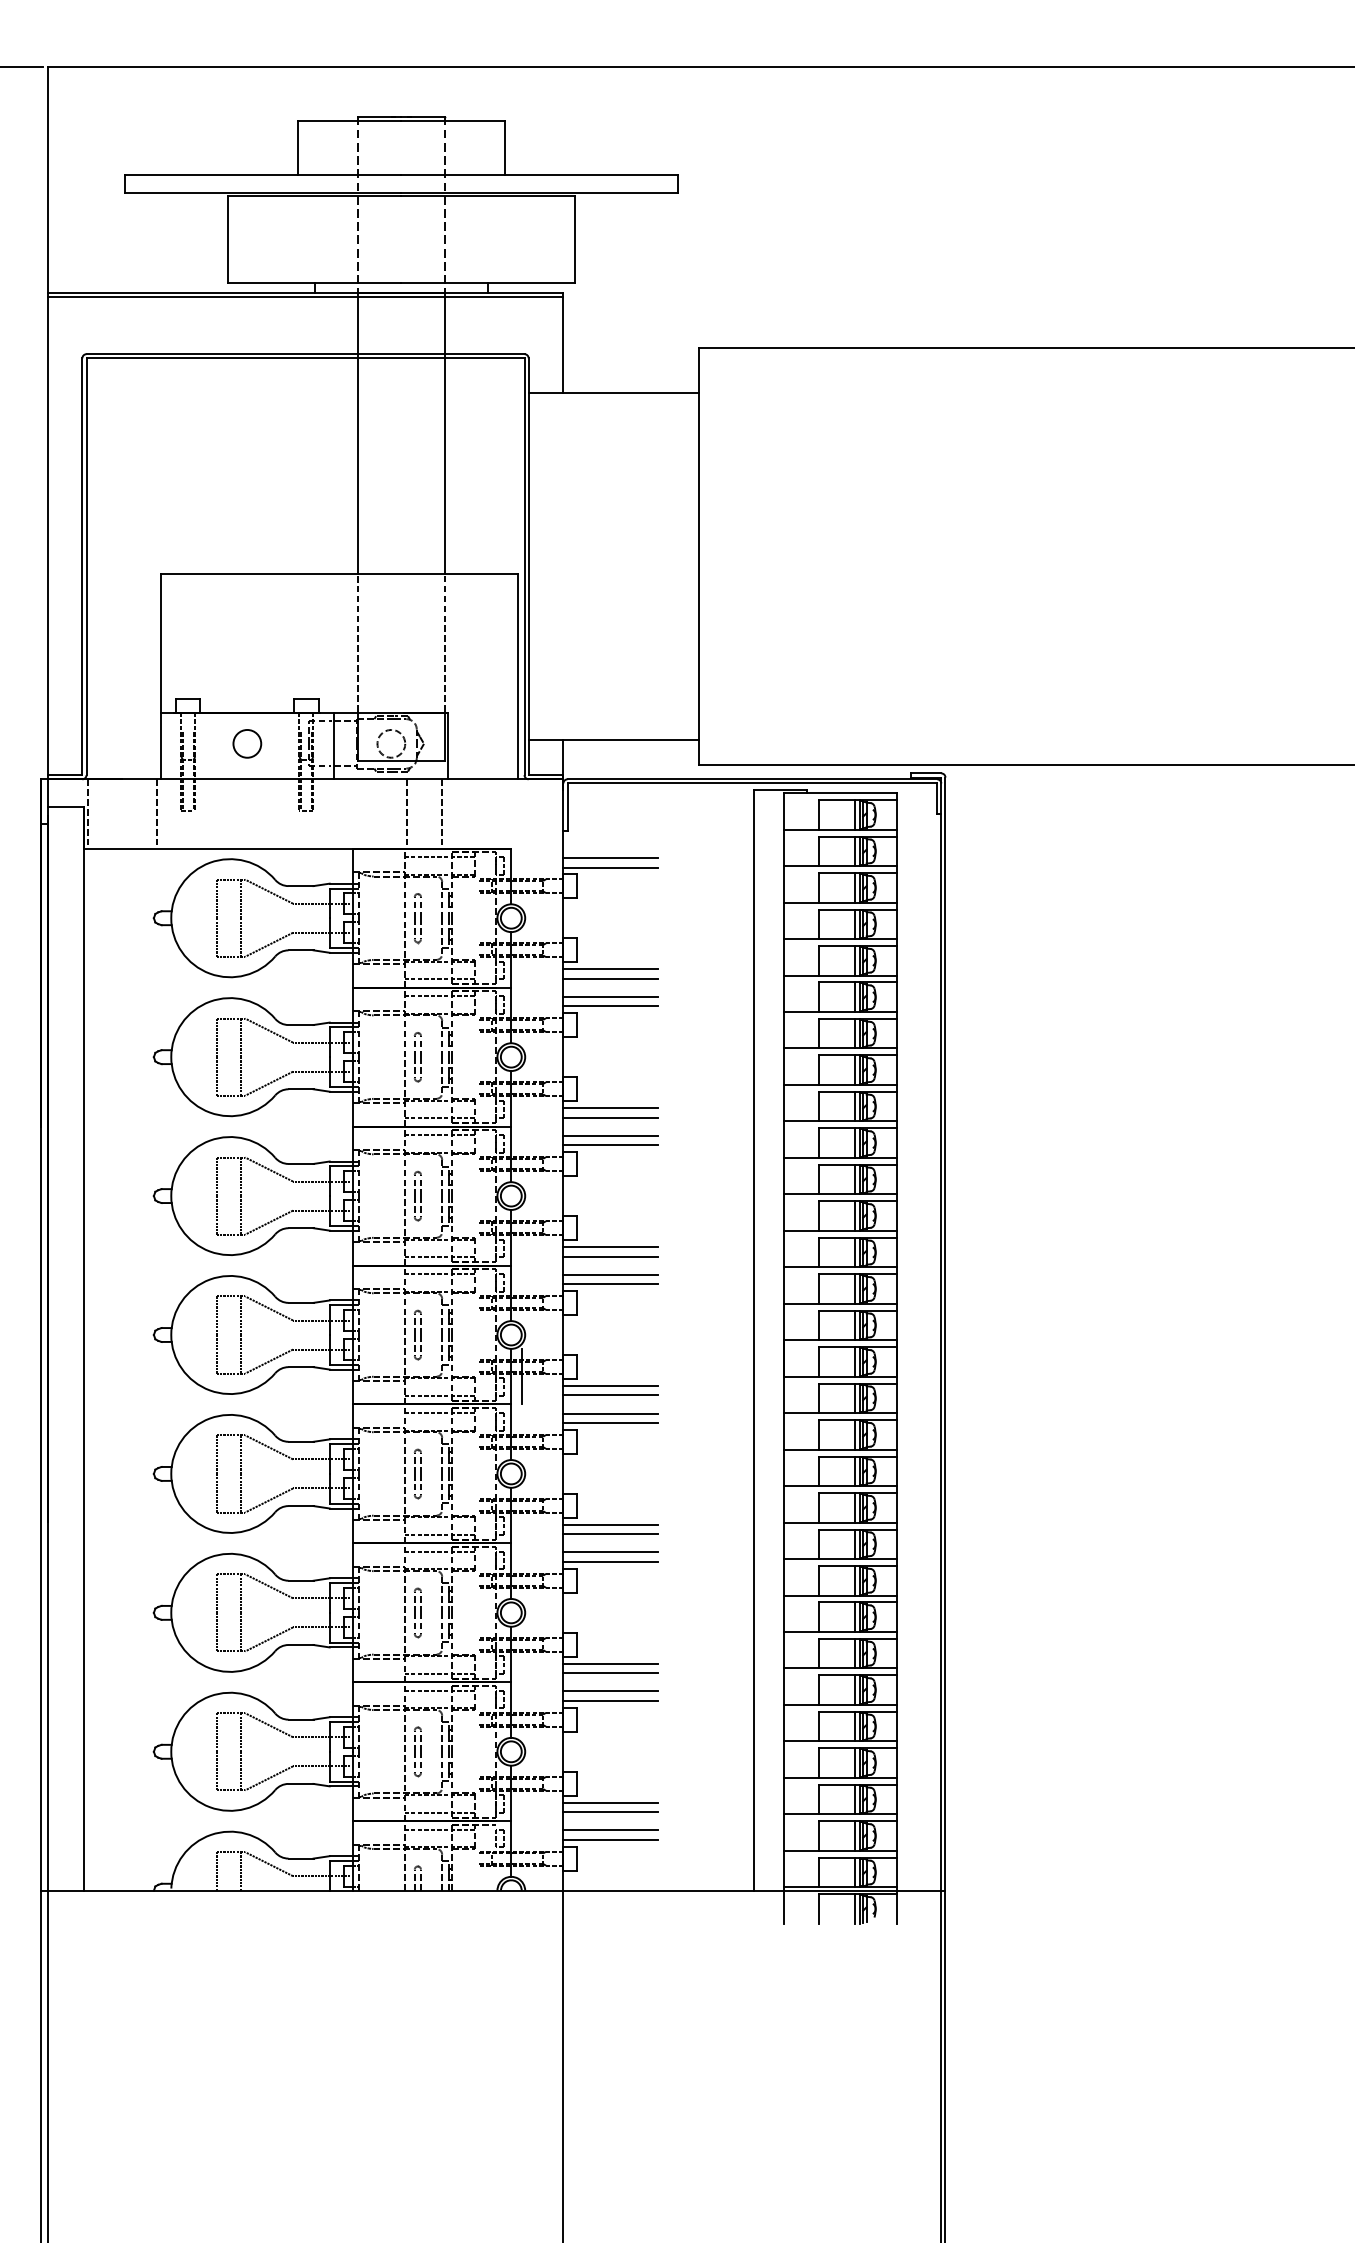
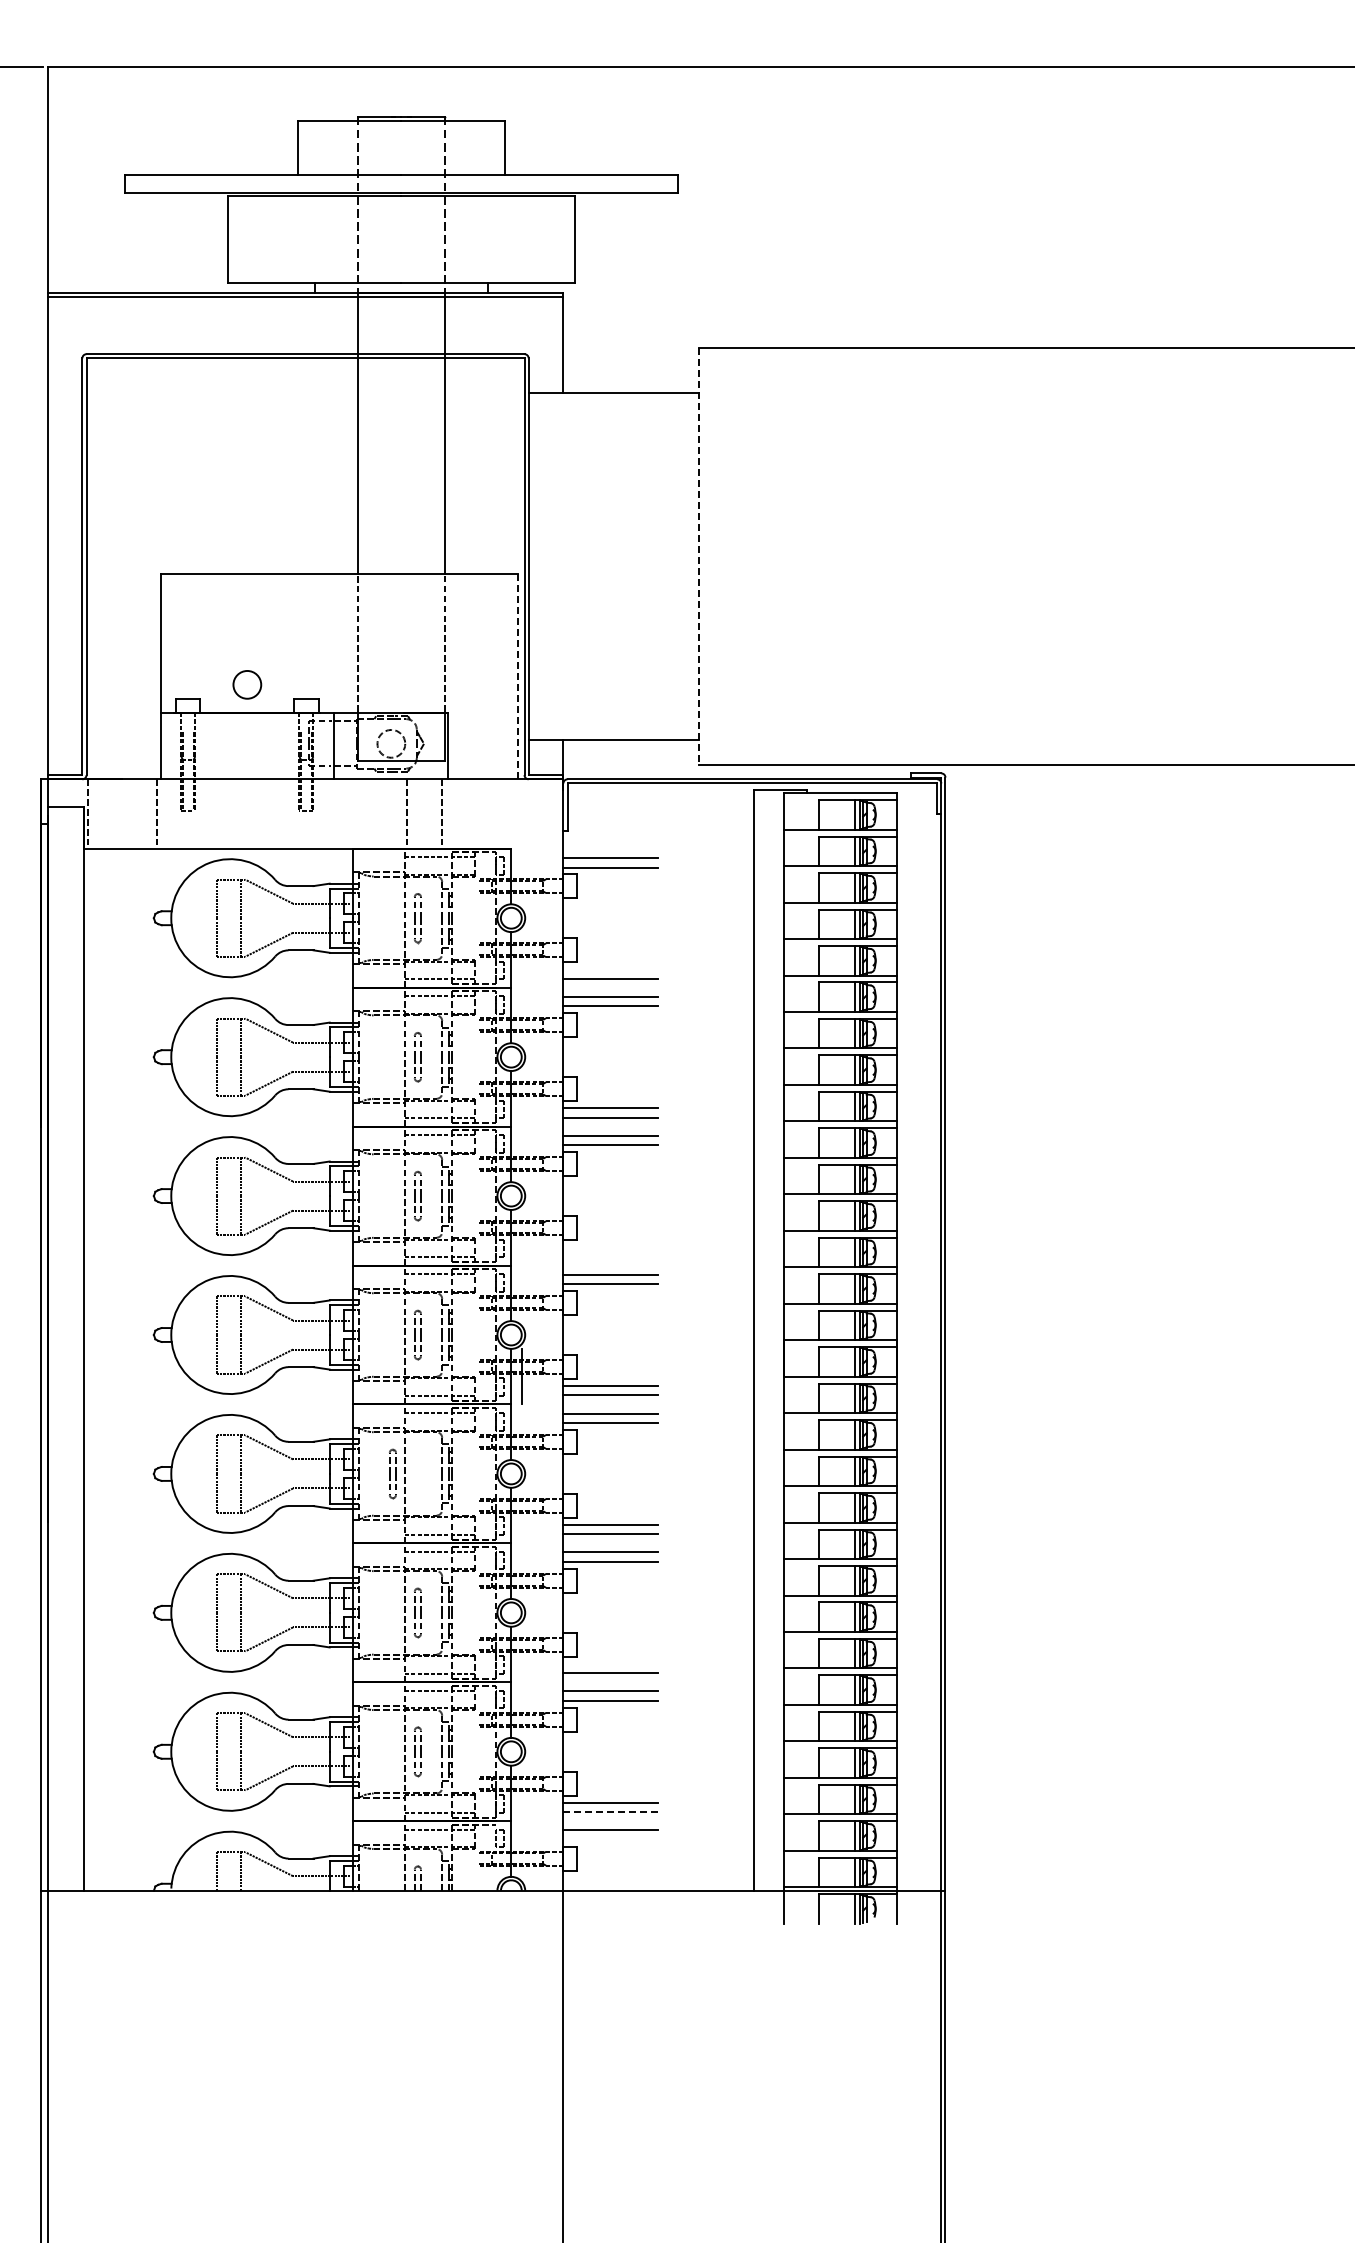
line: solid -> dashed (698, 556)
line: solid -> dashed (517, 676)
circle position: (247, 743) -> (247, 684) (247, 684)
line: present -> none (610, 968)
line: present -> none (610, 1246)
line: present -> none (610, 1256)
part position: (417, 1473) -> (392, 1473) (392, 1473)
line: present -> none (610, 1663)
line: solid -> dashed (611, 1812)
line: present -> none (610, 1840)
